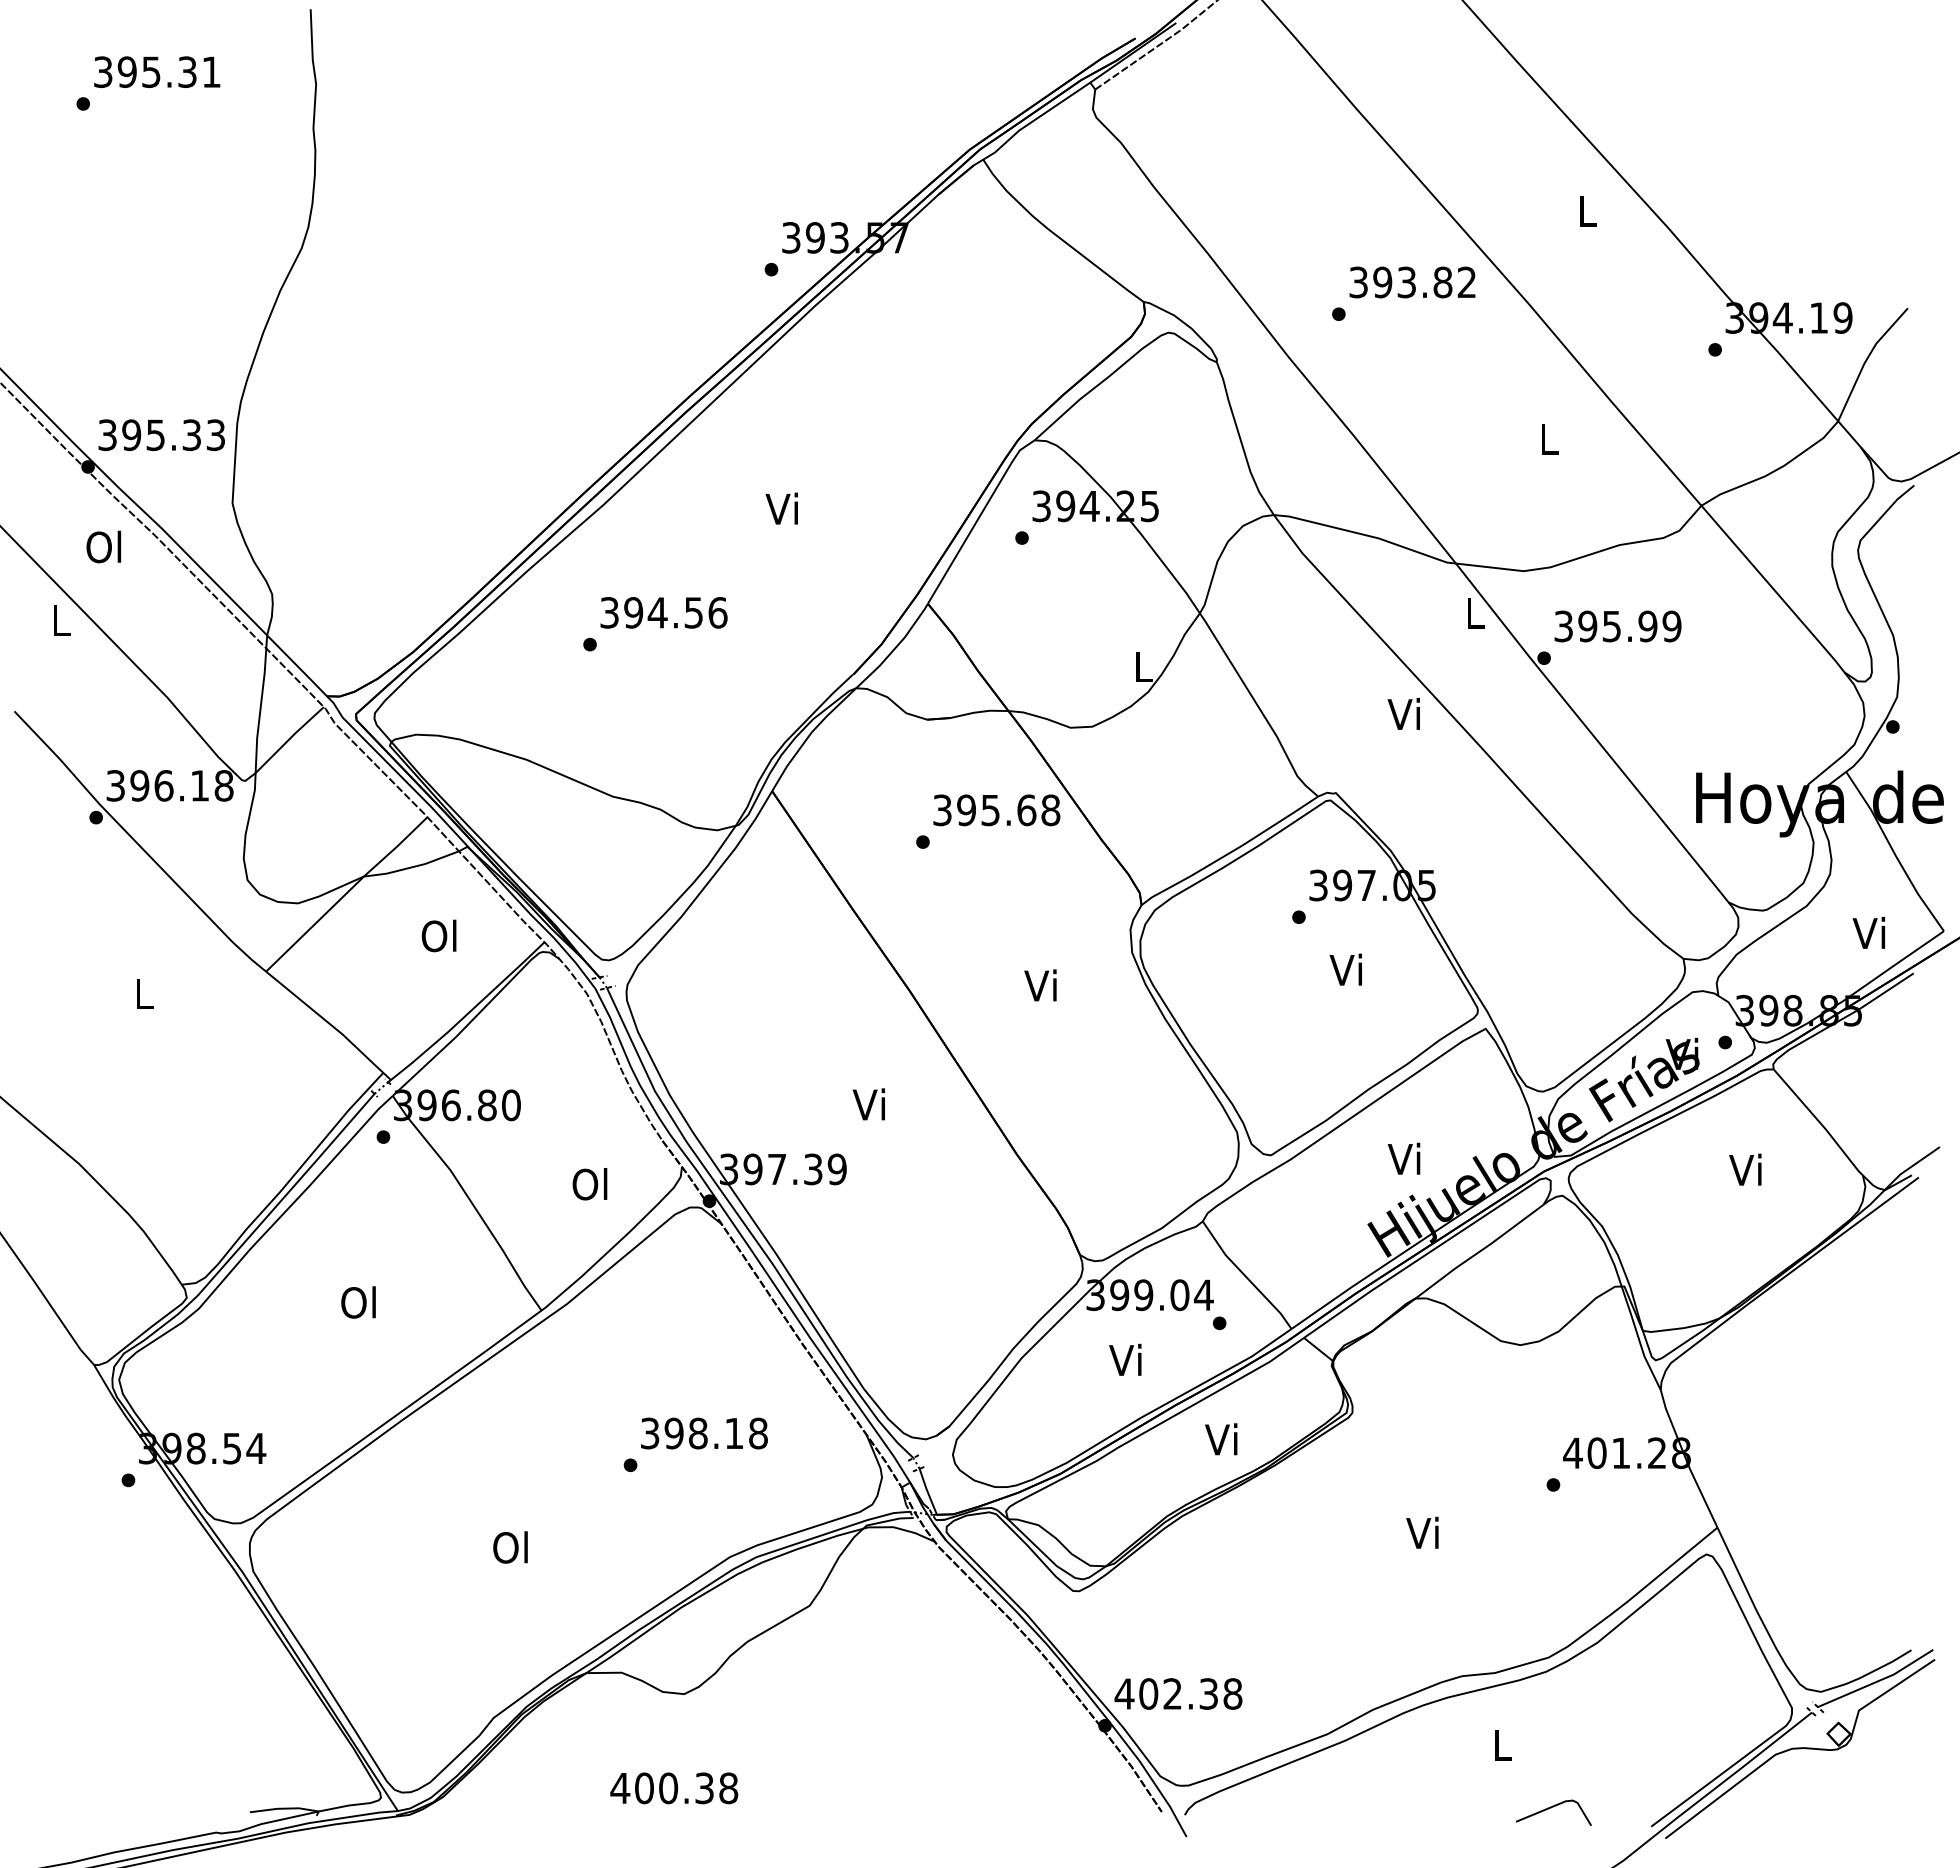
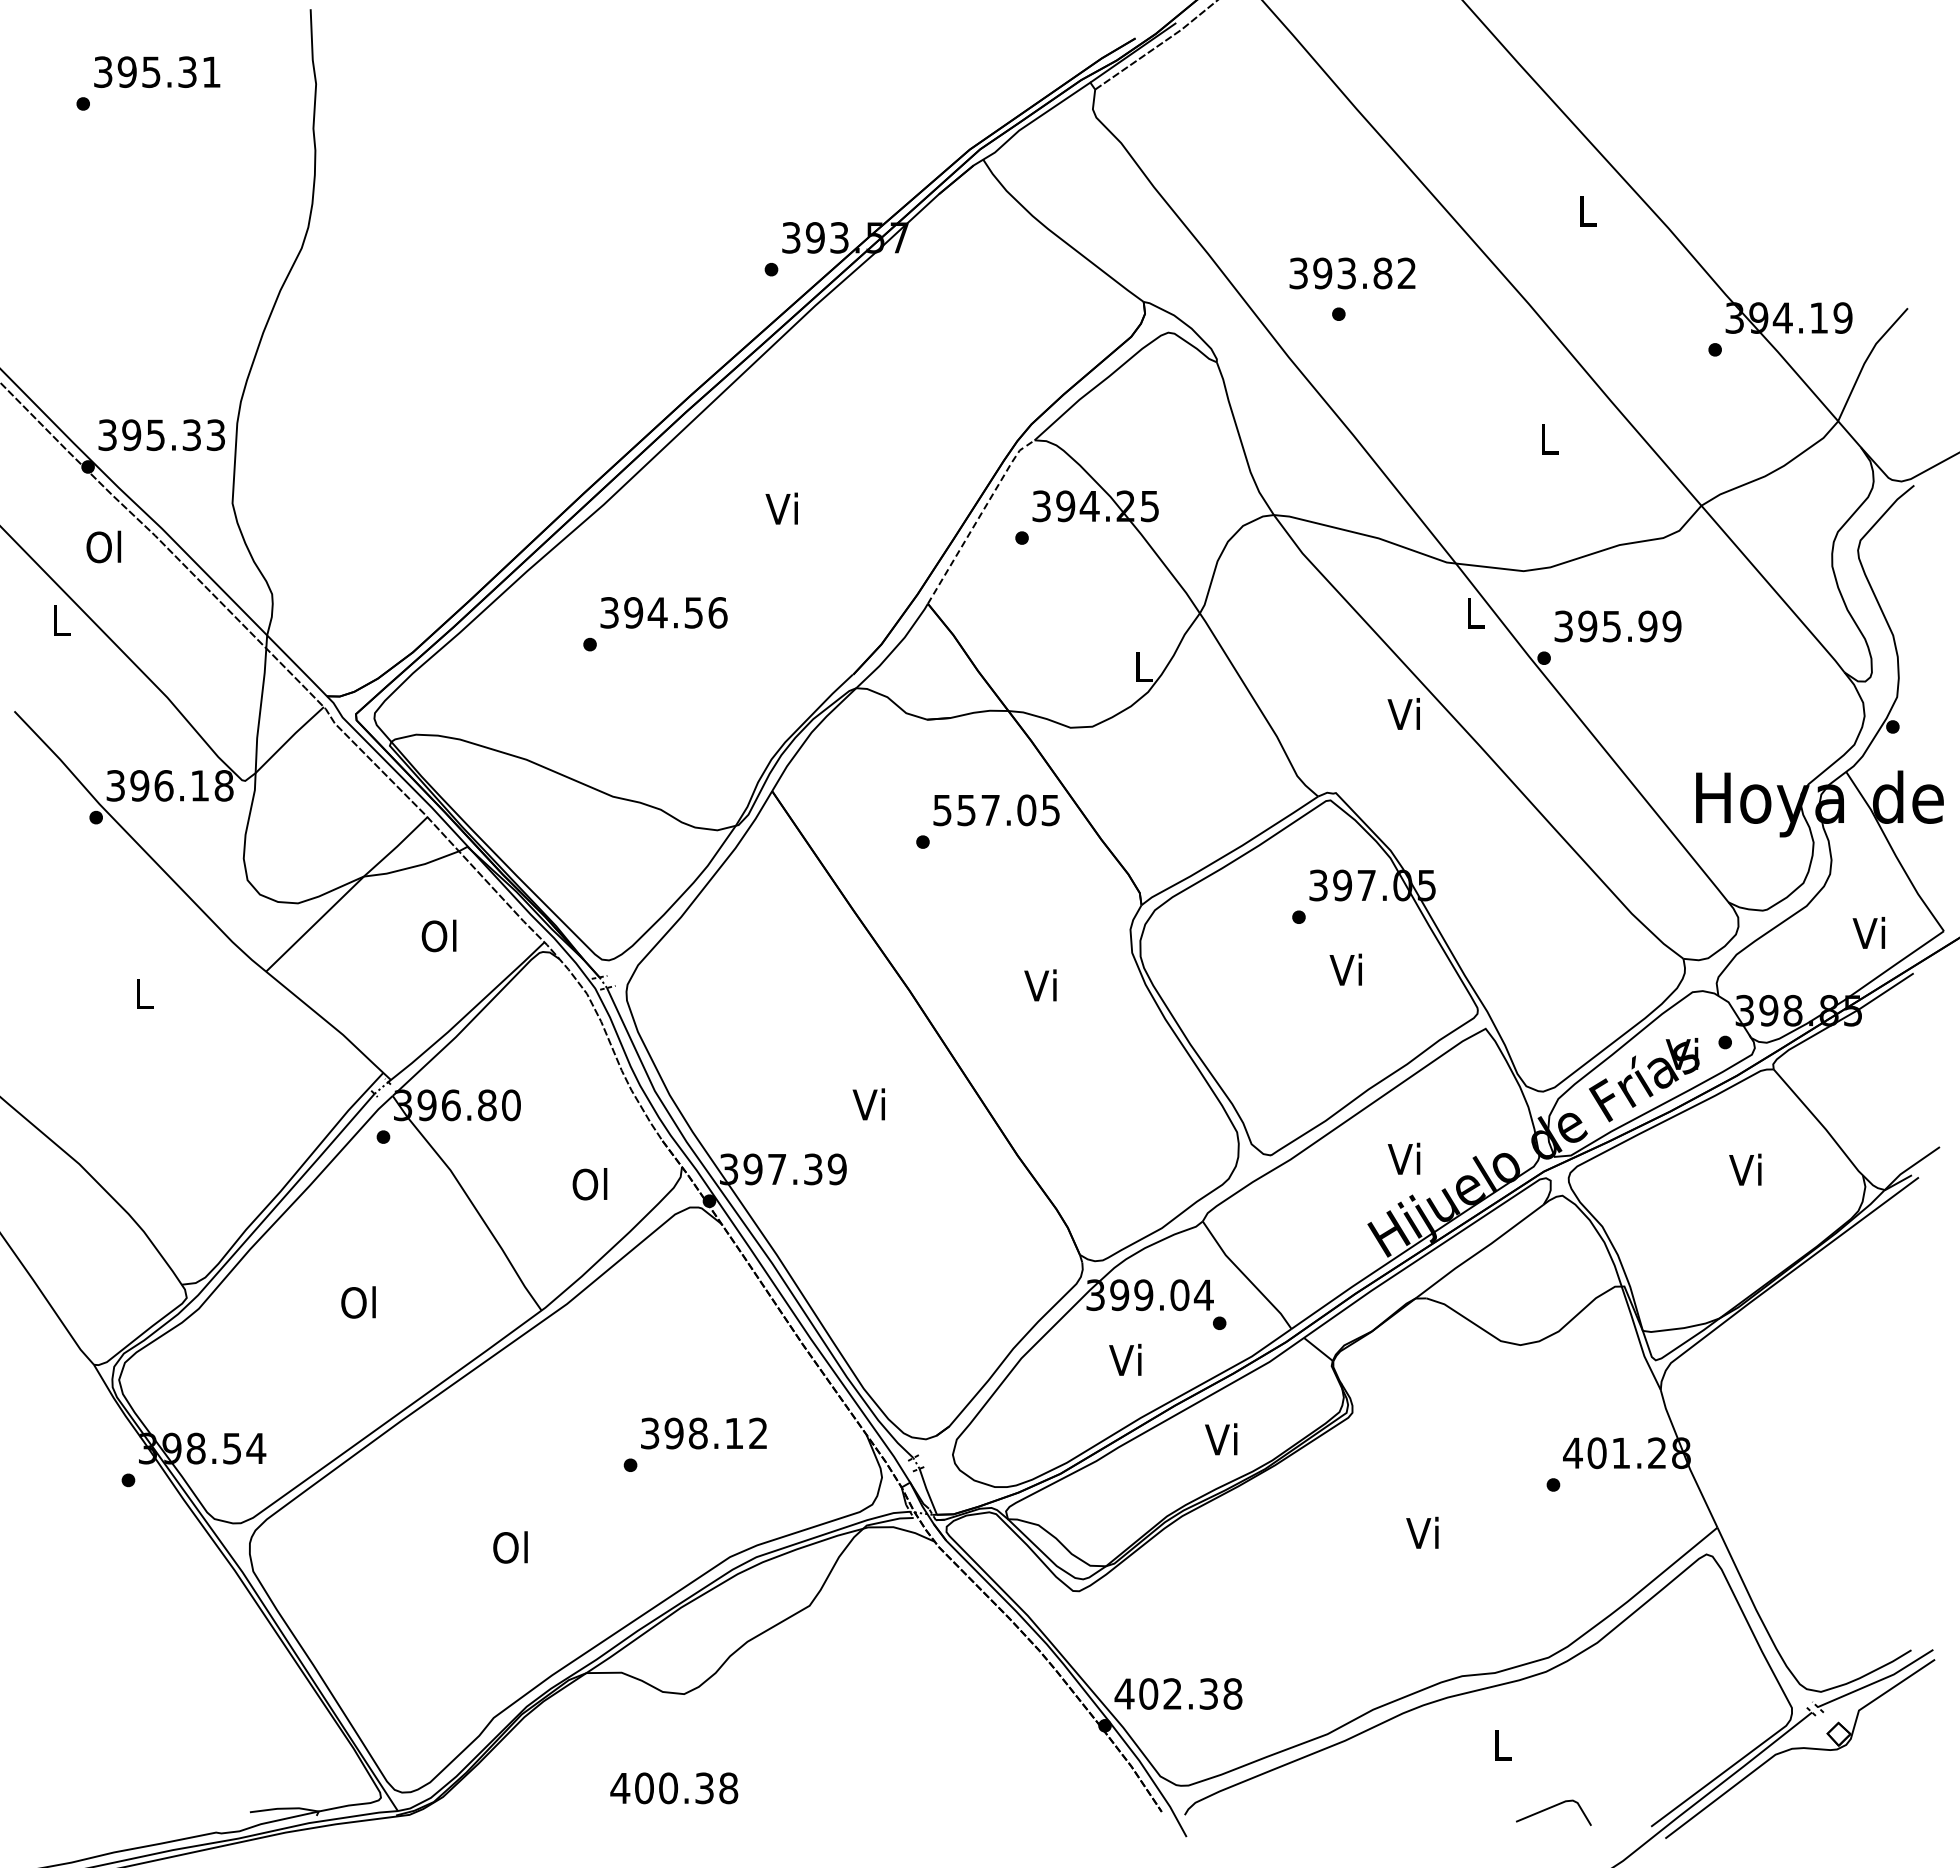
text position: (1412, 282) -> (1352, 273) (1352, 273)
line: solid -> dashed (978, 518)
text: 395.68 -> 557.05 (997, 810)
text: 398.18 -> 398.12 (758, 1433)
